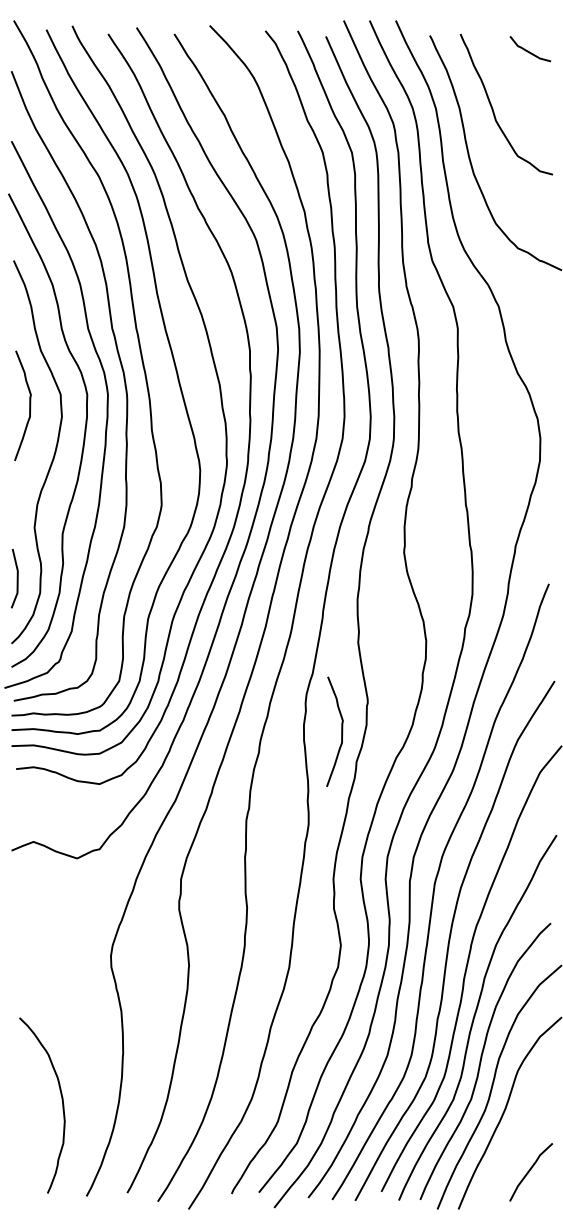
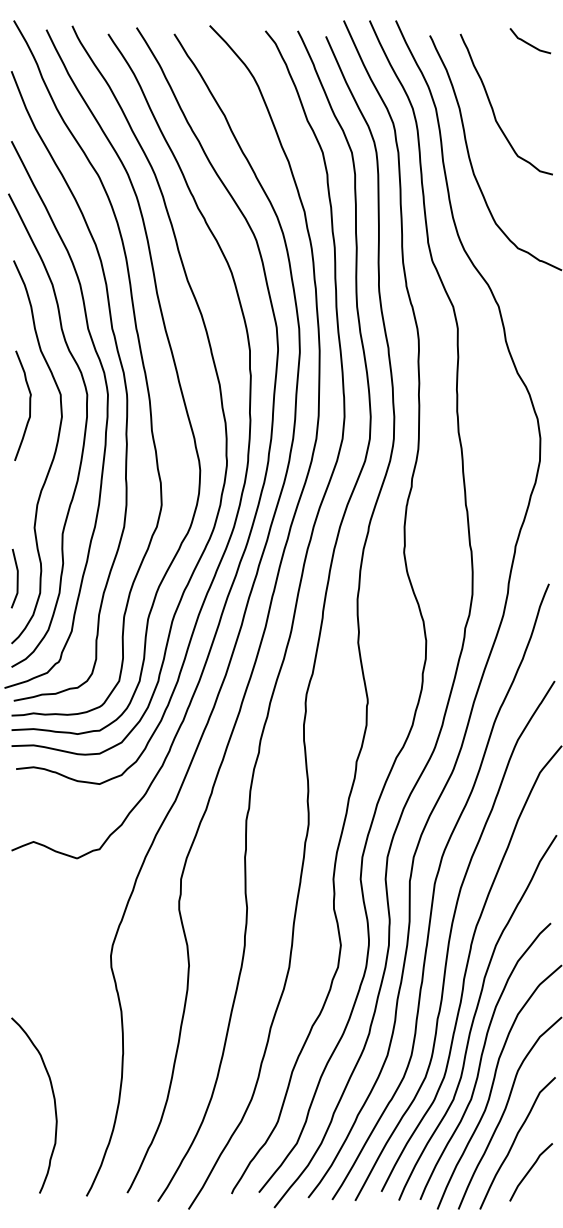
curve position: (528, 50) -> (528, 42) (528, 42)
curve: present -> none (341, 731)
curve position: (61, 1100) -> (53, 1100) (53, 1100)
curve: none -> present (515, 1141)
